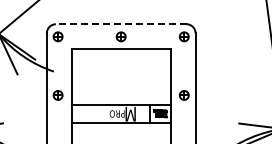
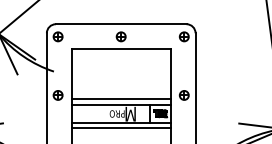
line: dashed -> solid (120, 24)
line: none -> present (120, 98)
line: none -> present (120, 128)
